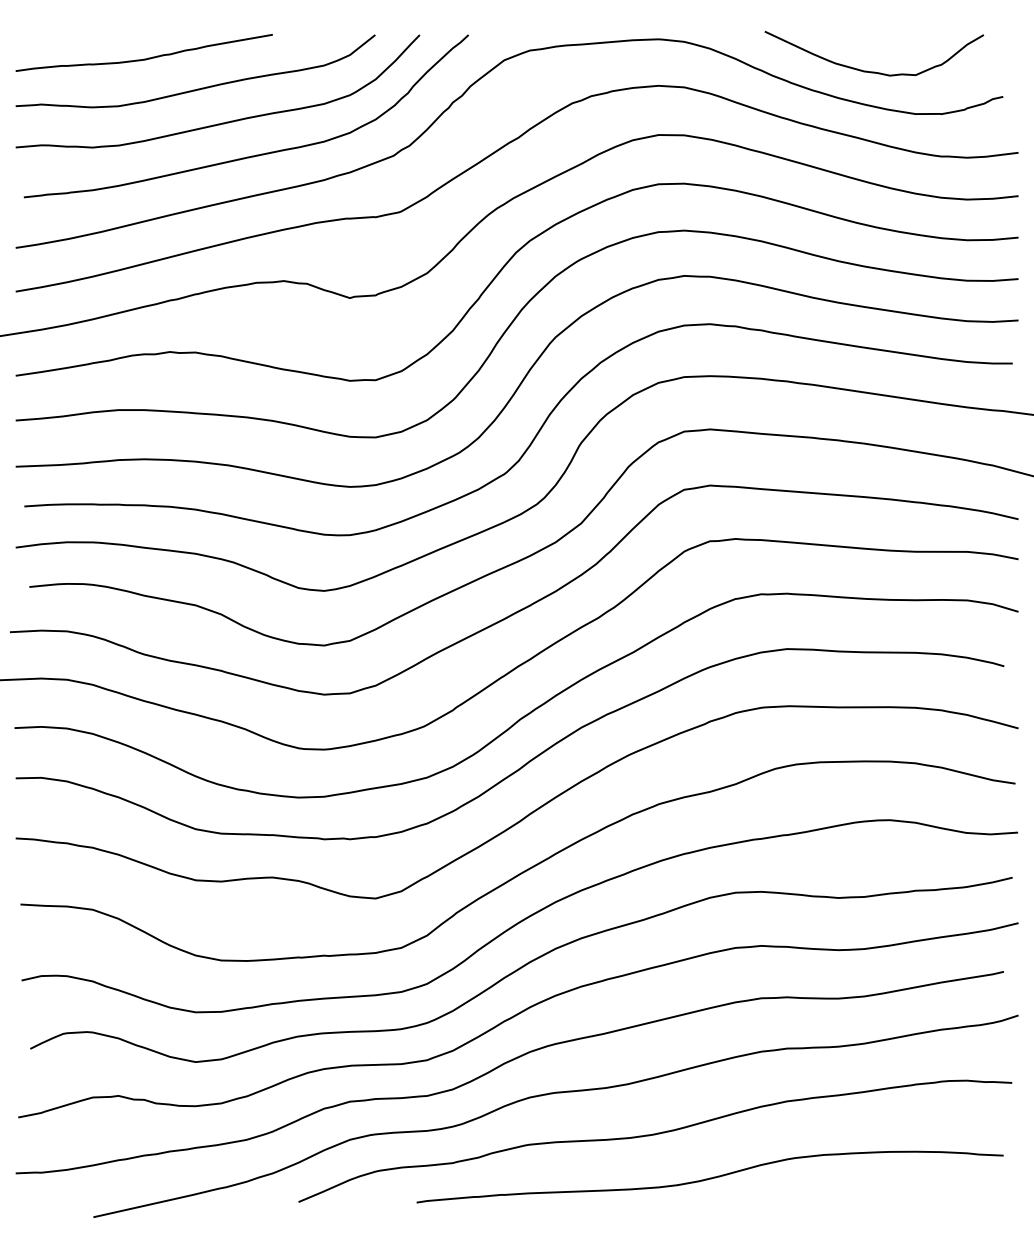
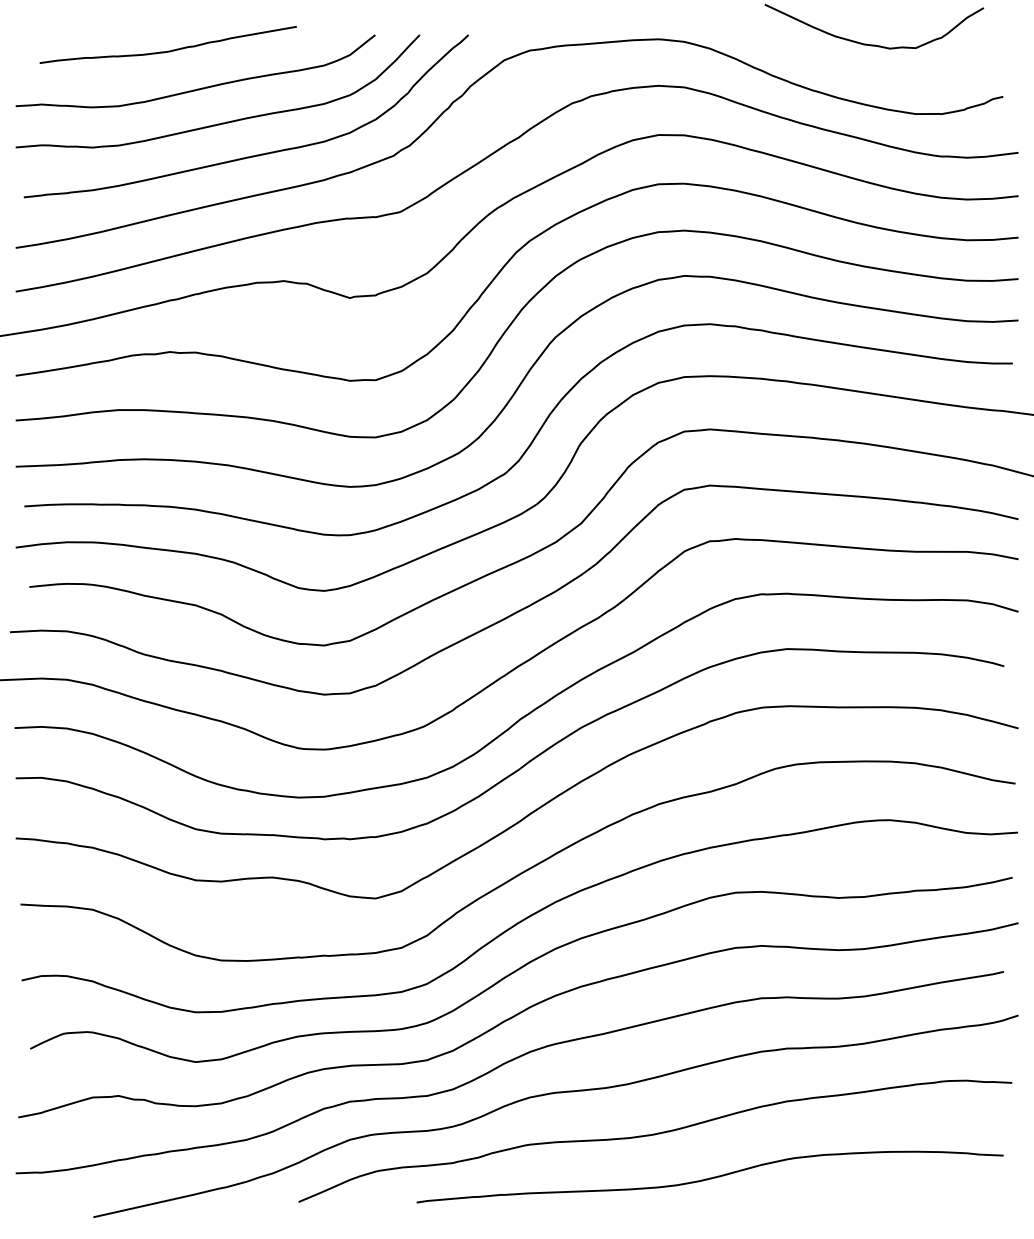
curve position: (144, 58) -> (168, 50) (168, 50)
curve position: (874, 71) -> (874, 44) (874, 44)
